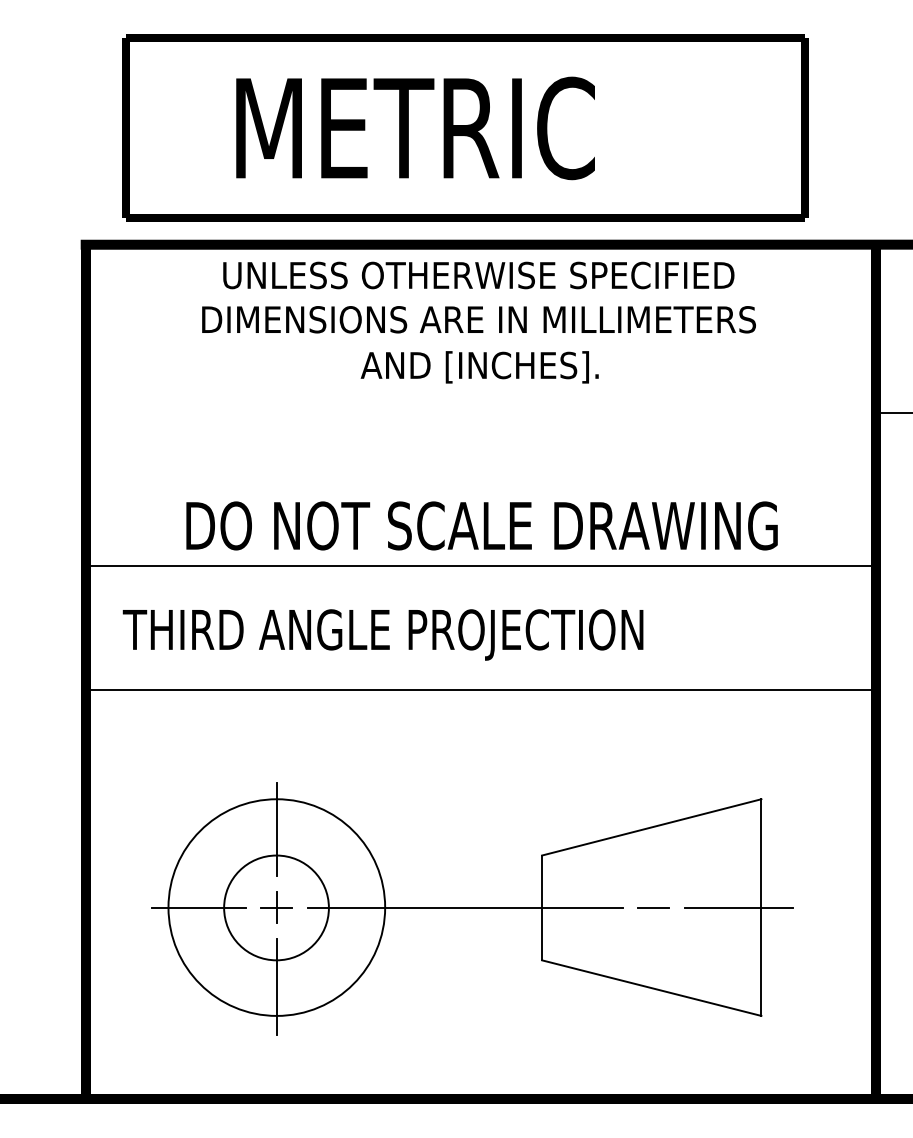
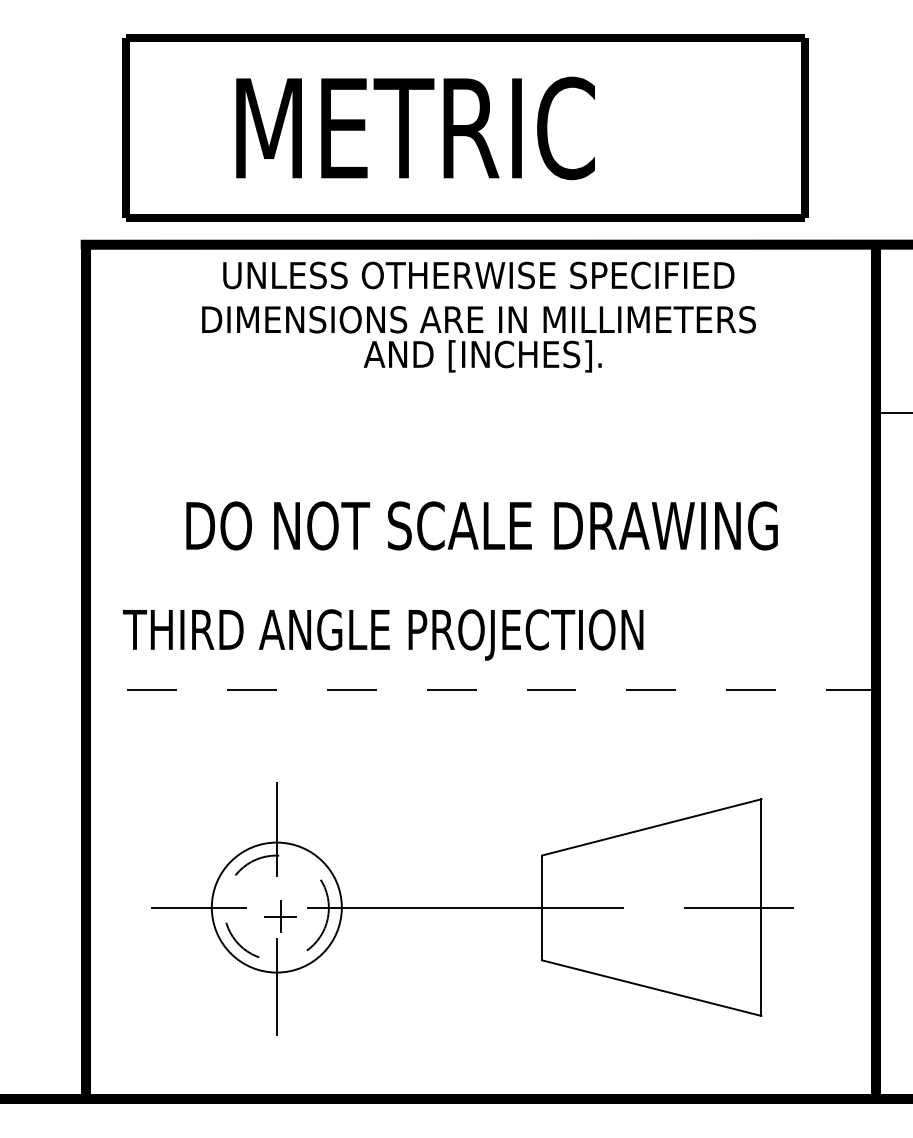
text position: (479, 367) -> (482, 356) (482, 356)
line: present -> none (480, 565)
line: solid -> dashed (480, 690)
circle diameter: 217 px -> 130 px (276, 907)
circle: solid -> dashed (276, 907)
part position: (276, 907) -> (280, 916) (280, 916)
line: present -> none (653, 907)
